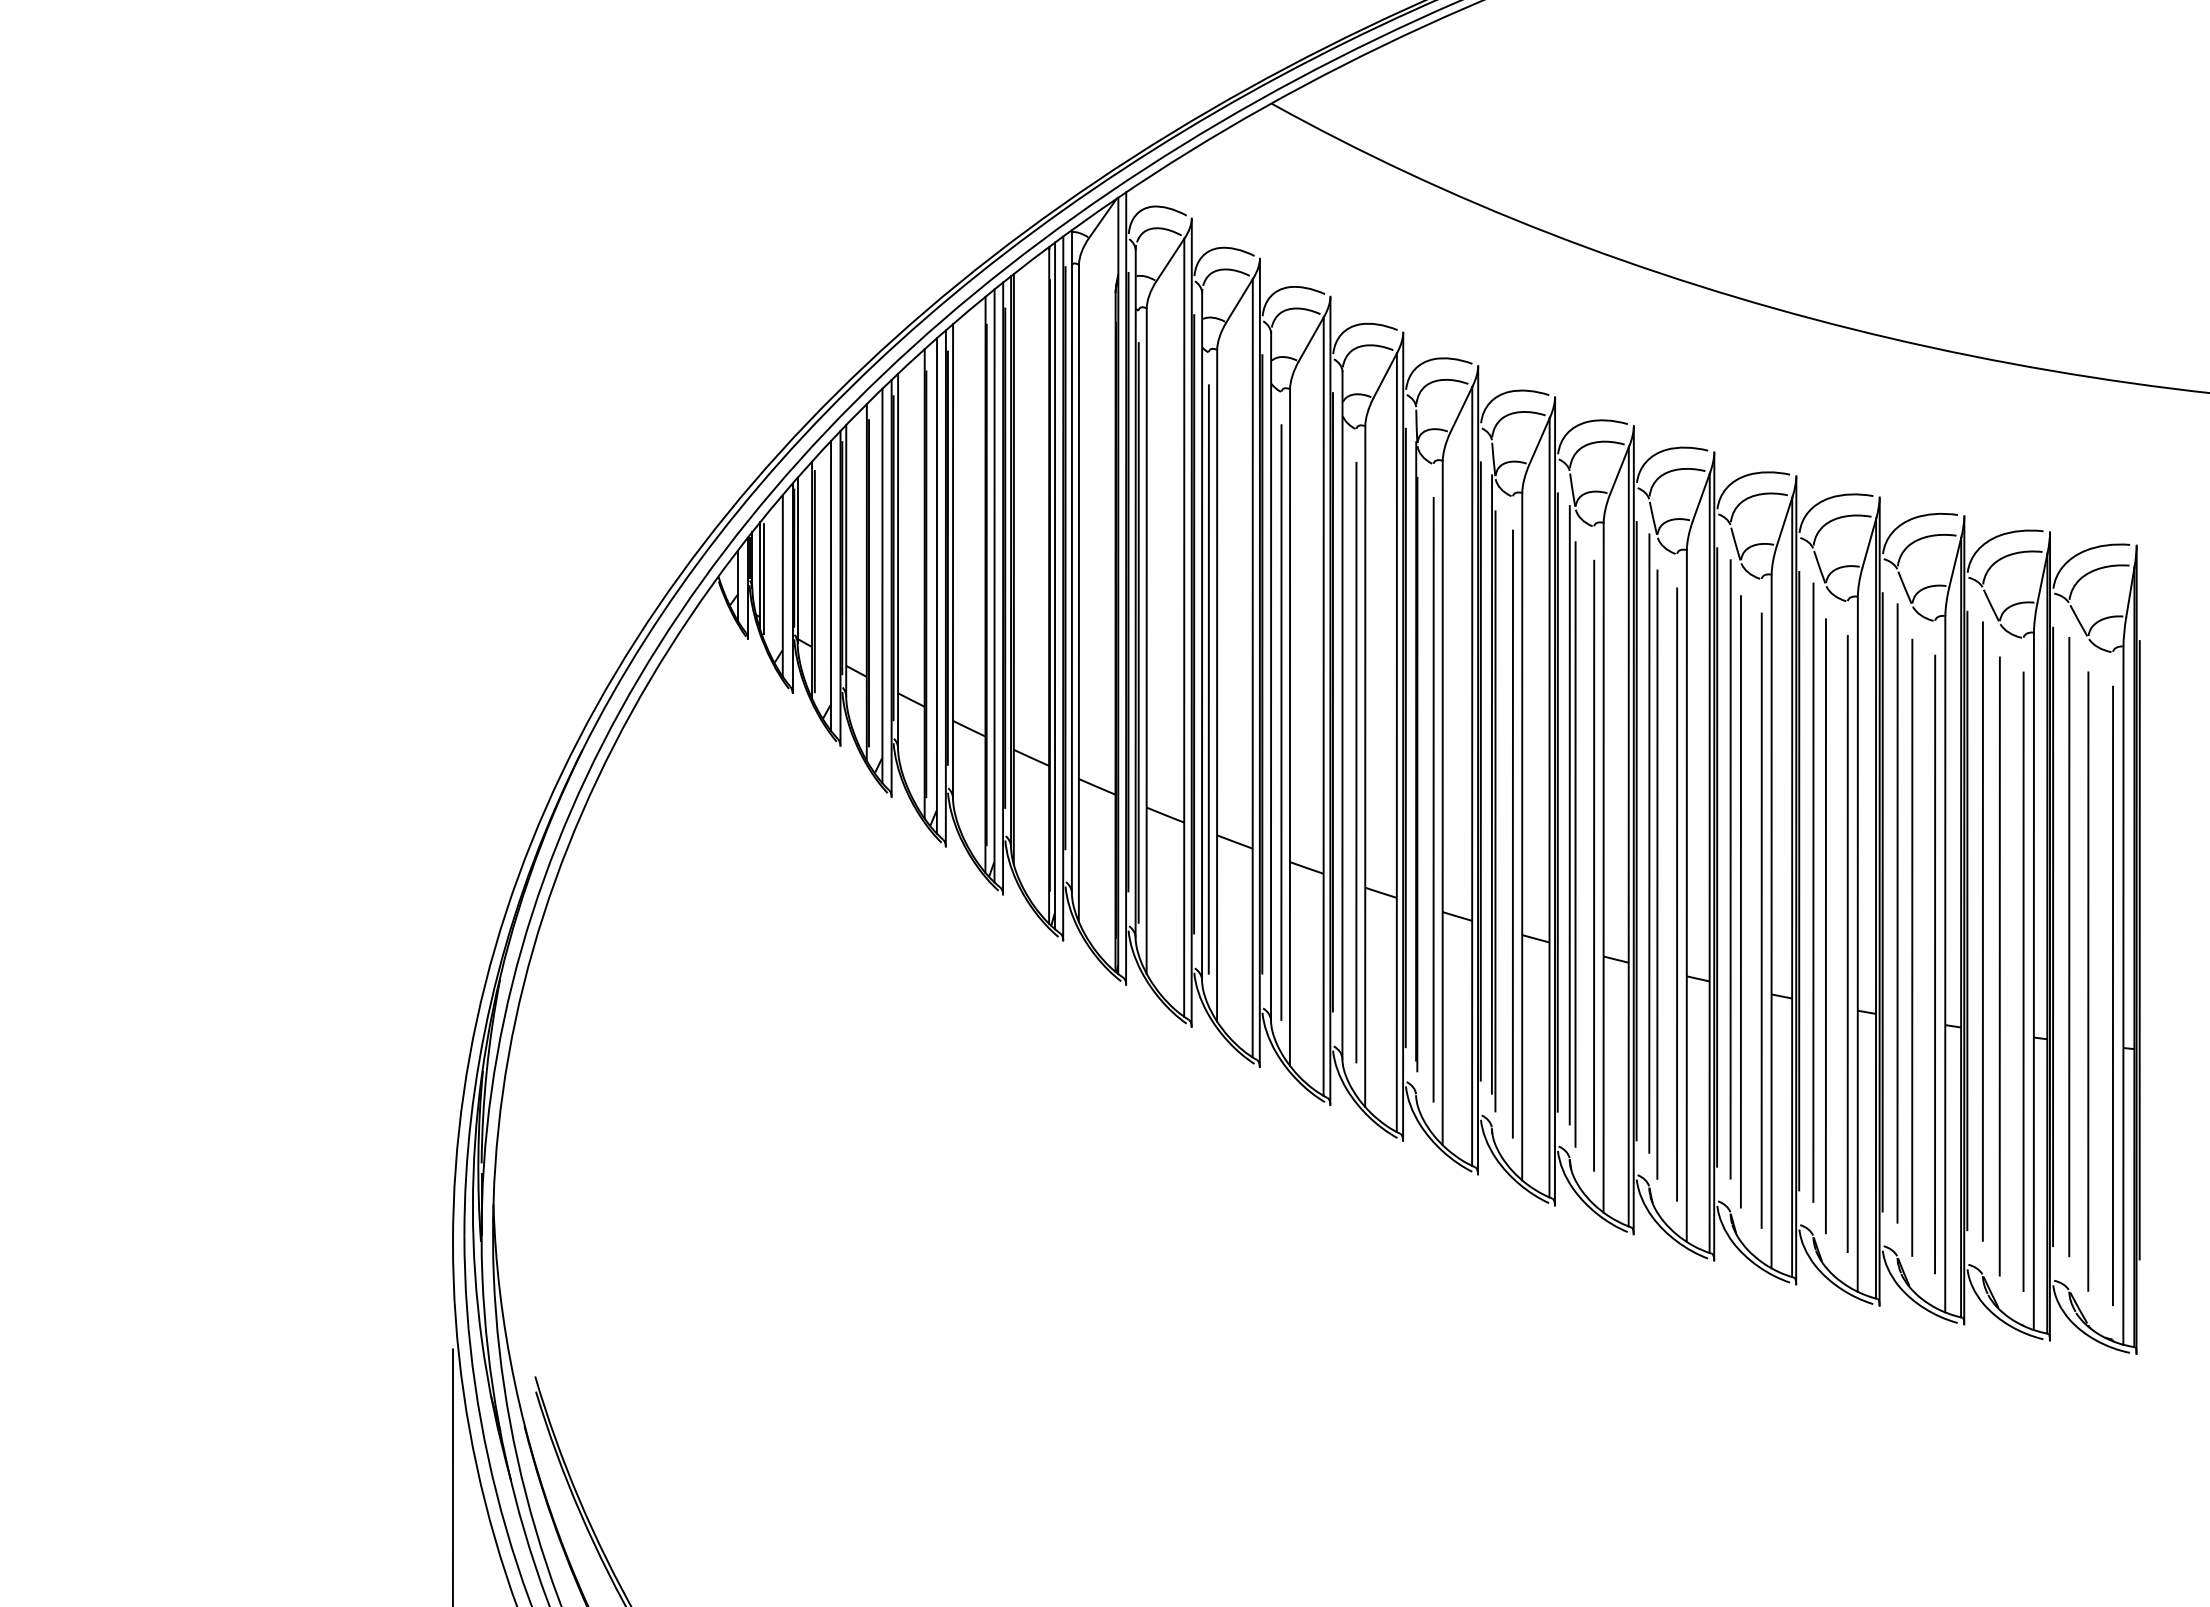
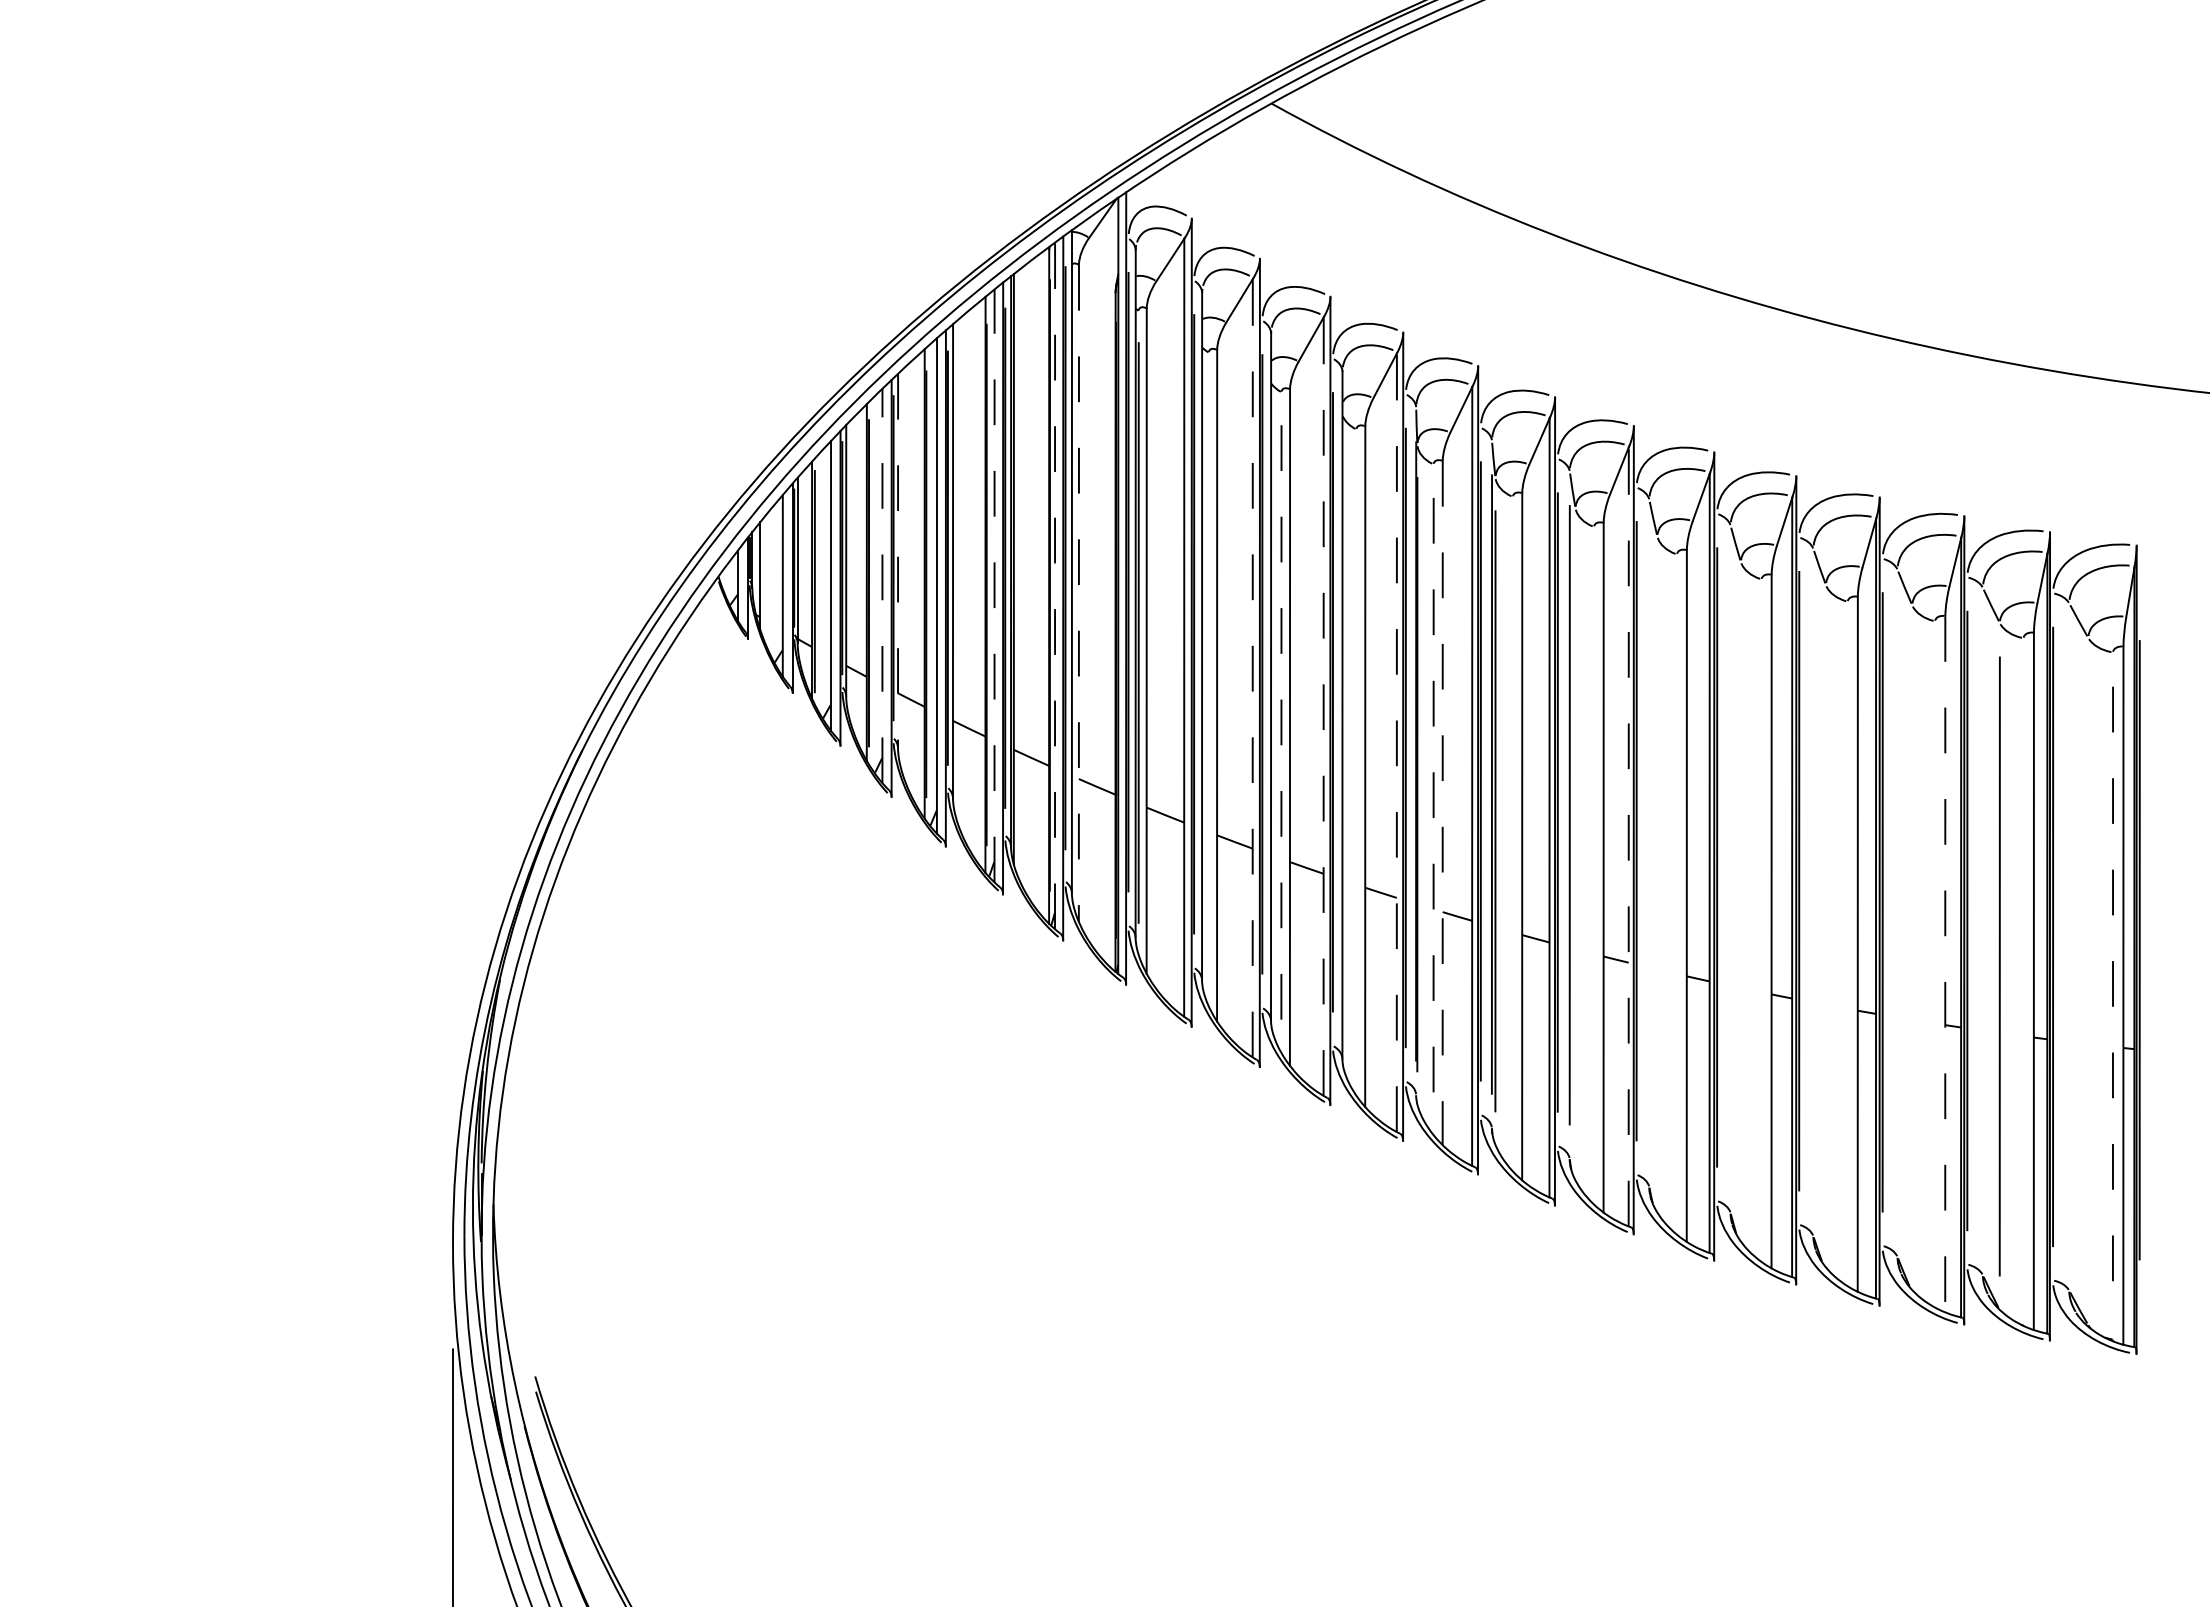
line: solid -> dashed (898, 561)
line: present -> none (763, 579)
line: solid -> dashed (882, 585)
line: solid -> dashed (994, 585)
line: solid -> dashed (1055, 585)
line: solid -> dashed (1078, 593)
line: solid -> dashed (1252, 667)
line: present -> none (1208, 679)
line: solid -> dashed (1323, 706)
line: solid -> dashed (1281, 723)
line: solid -> dashed (1396, 742)
line: present -> none (1356, 762)
line: solid -> dashed (1433, 799)
line: solid -> dashed (1442, 803)
line: present -> none (1512, 833)
line: solid -> dashed (1628, 836)
line: present -> none (1649, 843)
line: present -> none (1575, 844)
line: present -> none (1594, 865)
line: present -> none (1730, 869)
line: present -> none (1657, 874)
line: present -> none (1813, 892)
line: present -> none (1676, 894)
line: present -> none (1740, 901)
line: present -> none (1897, 913)
line: present -> none (1761, 920)
line: present -> none (1825, 926)
line: present -> none (1982, 931)
line: present -> none (1847, 943)
line: present -> none (2069, 946)
line: present -> none (1912, 947)
line: present -> none (1935, 964)
line: solid -> dashed (1945, 964)
line: present -> none (2023, 981)
line: present -> none (2088, 981)
line: solid -> dashed (2113, 996)
